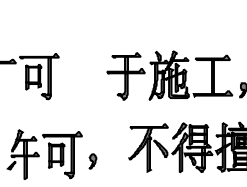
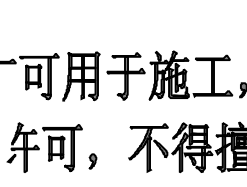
part: none -> present (81, 76)
part position: (44, 154) -> (44, 147) (44, 147)
